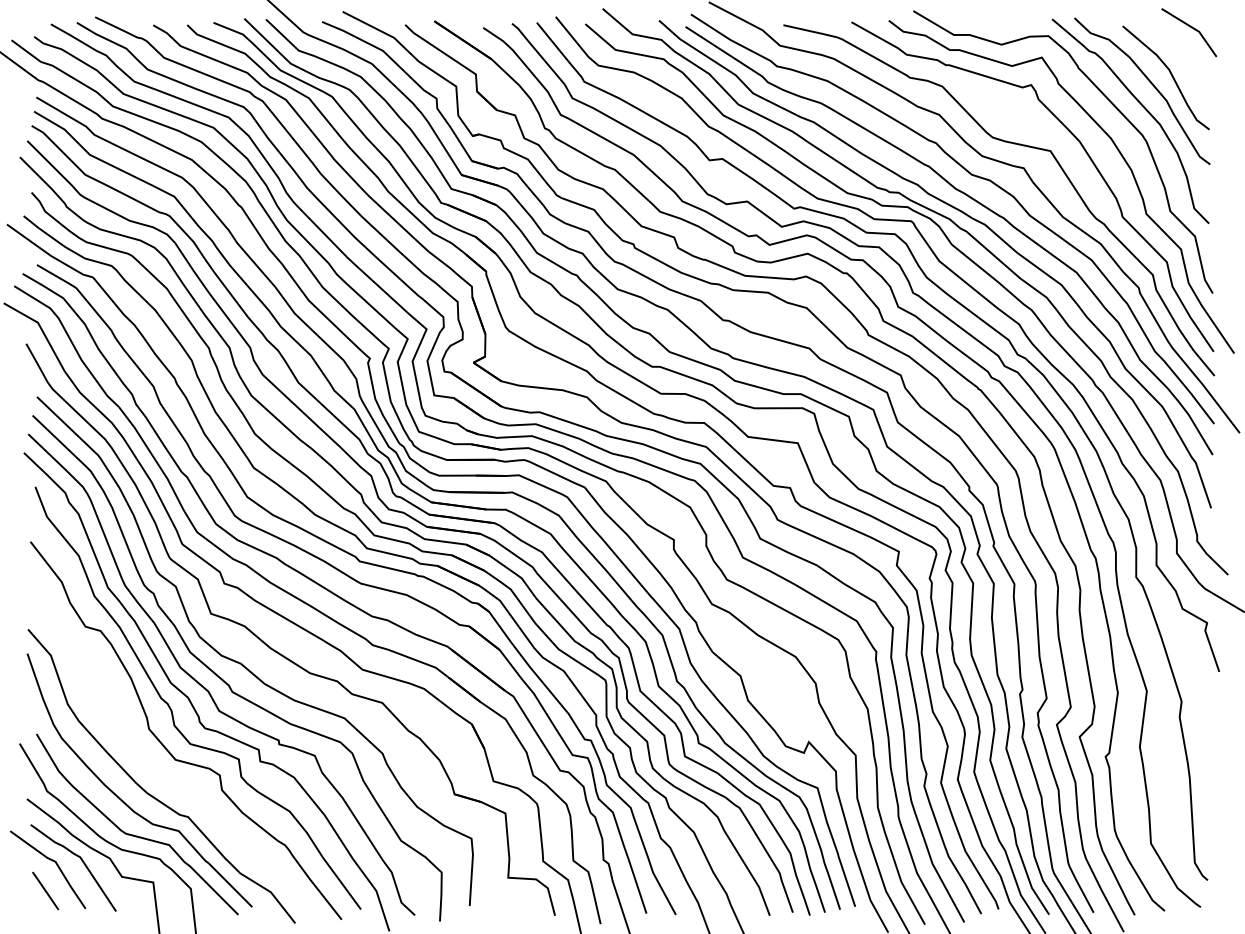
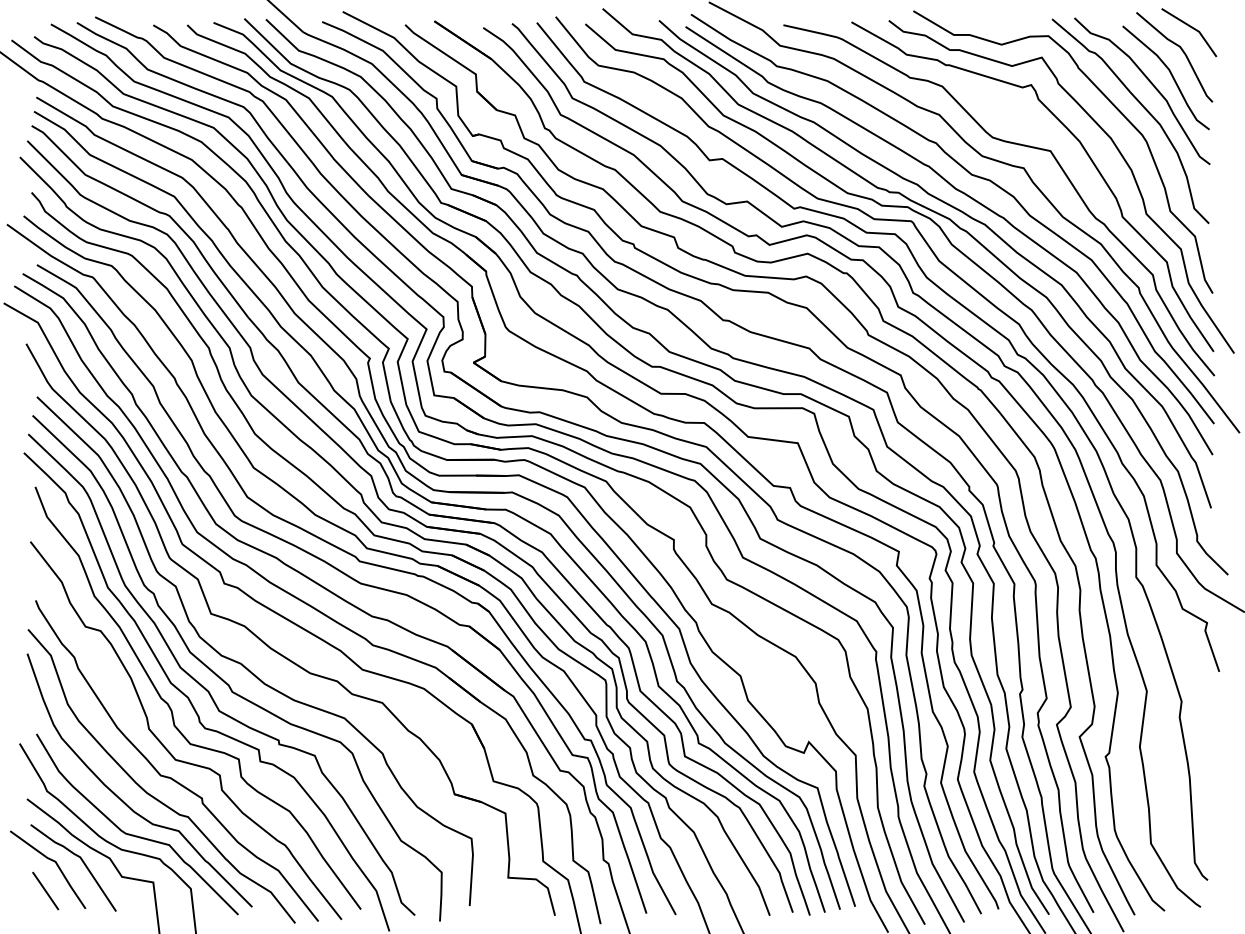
curve: none -> present (1182, 52)
curve: none -> present (169, 776)
